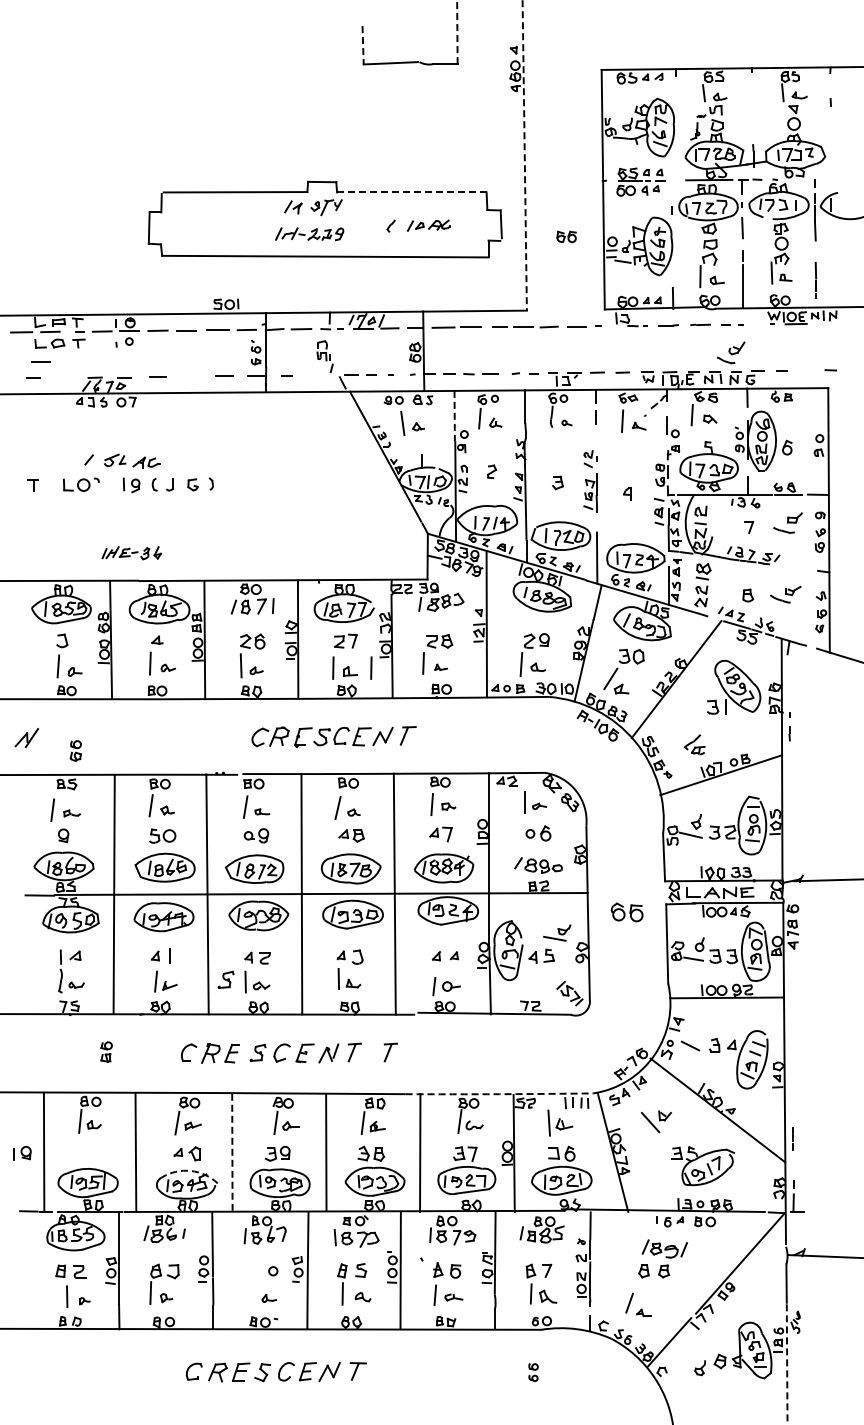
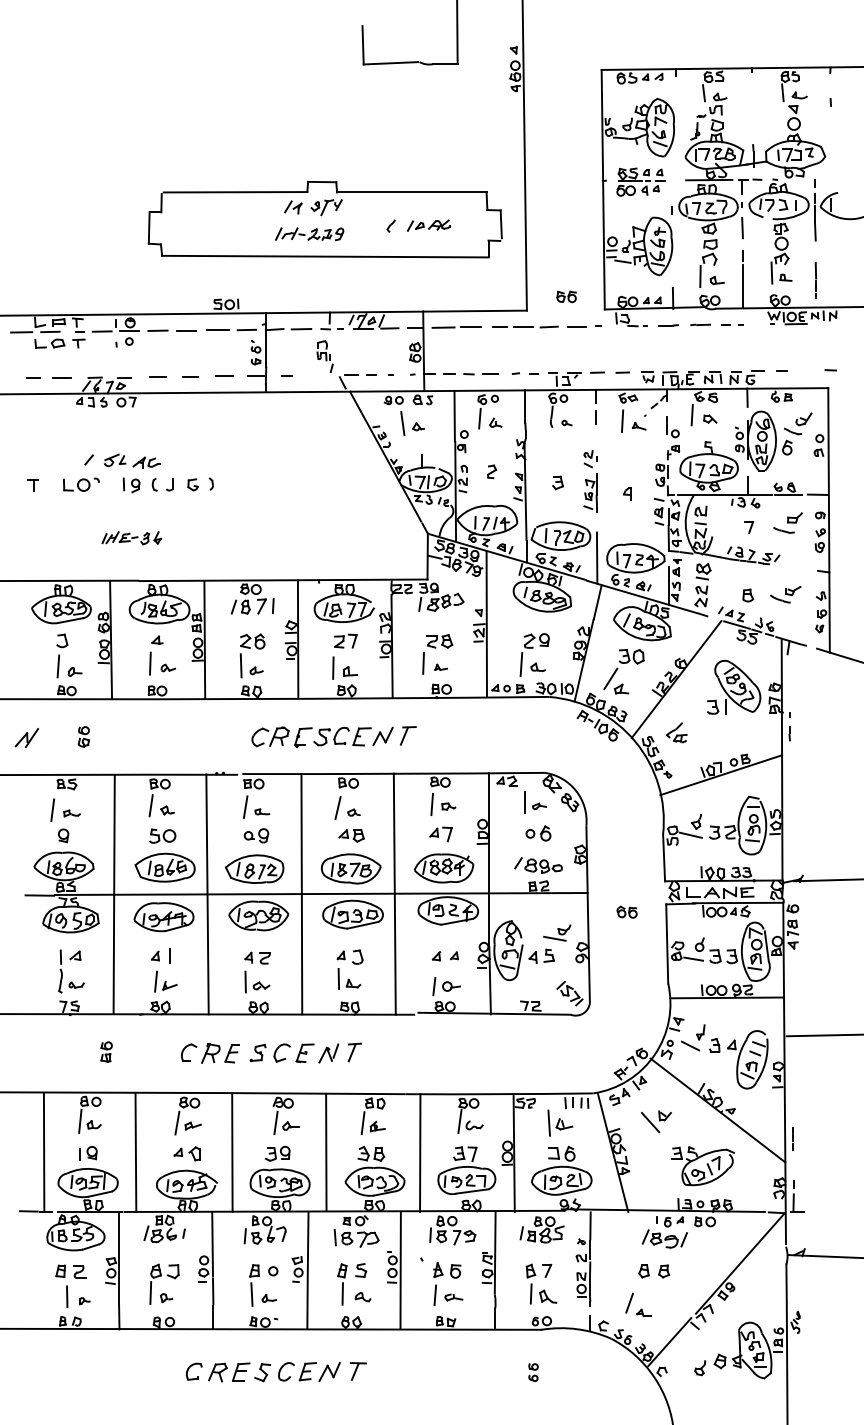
line: dashed -> solid (457, 32)
line: dashed -> solid (363, 45)
line: dashed -> solid (524, 155)
line: dashed -> solid (411, 192)
part position: (566, 236) -> (566, 296) (566, 296)
part position: (731, 352) -> (798, 423) (798, 423)
line position: (40, 361) -> (61, 377) (61, 377)
line: none -> present (190, 376)
line: dashed -> solid (454, 416)
part position: (131, 553) -> (131, 538) (131, 538)
line: present -> none (371, 667)
part position: (694, 744) -> (676, 732) (676, 732)
part position: (75, 750) -> (83, 736) (83, 736)
part size: 34x21 px -> 22x14 px (626, 911)
part: present -> none (225, 979)
part: none -> present (700, 1032)
line: none -> present (823, 1035)
part: present -> none (390, 1052)
arc: dashed -> solid (499, 1094)
line: dashed -> solid (232, 1152)
part position: (22, 1153) -> (88, 1153) (88, 1153)
arc: dashed -> solid (190, 1170)
part position: (664, 1248) -> (664, 1238) (664, 1238)
part: none -> present (254, 1285)
line: dashed -> solid (787, 1365)
